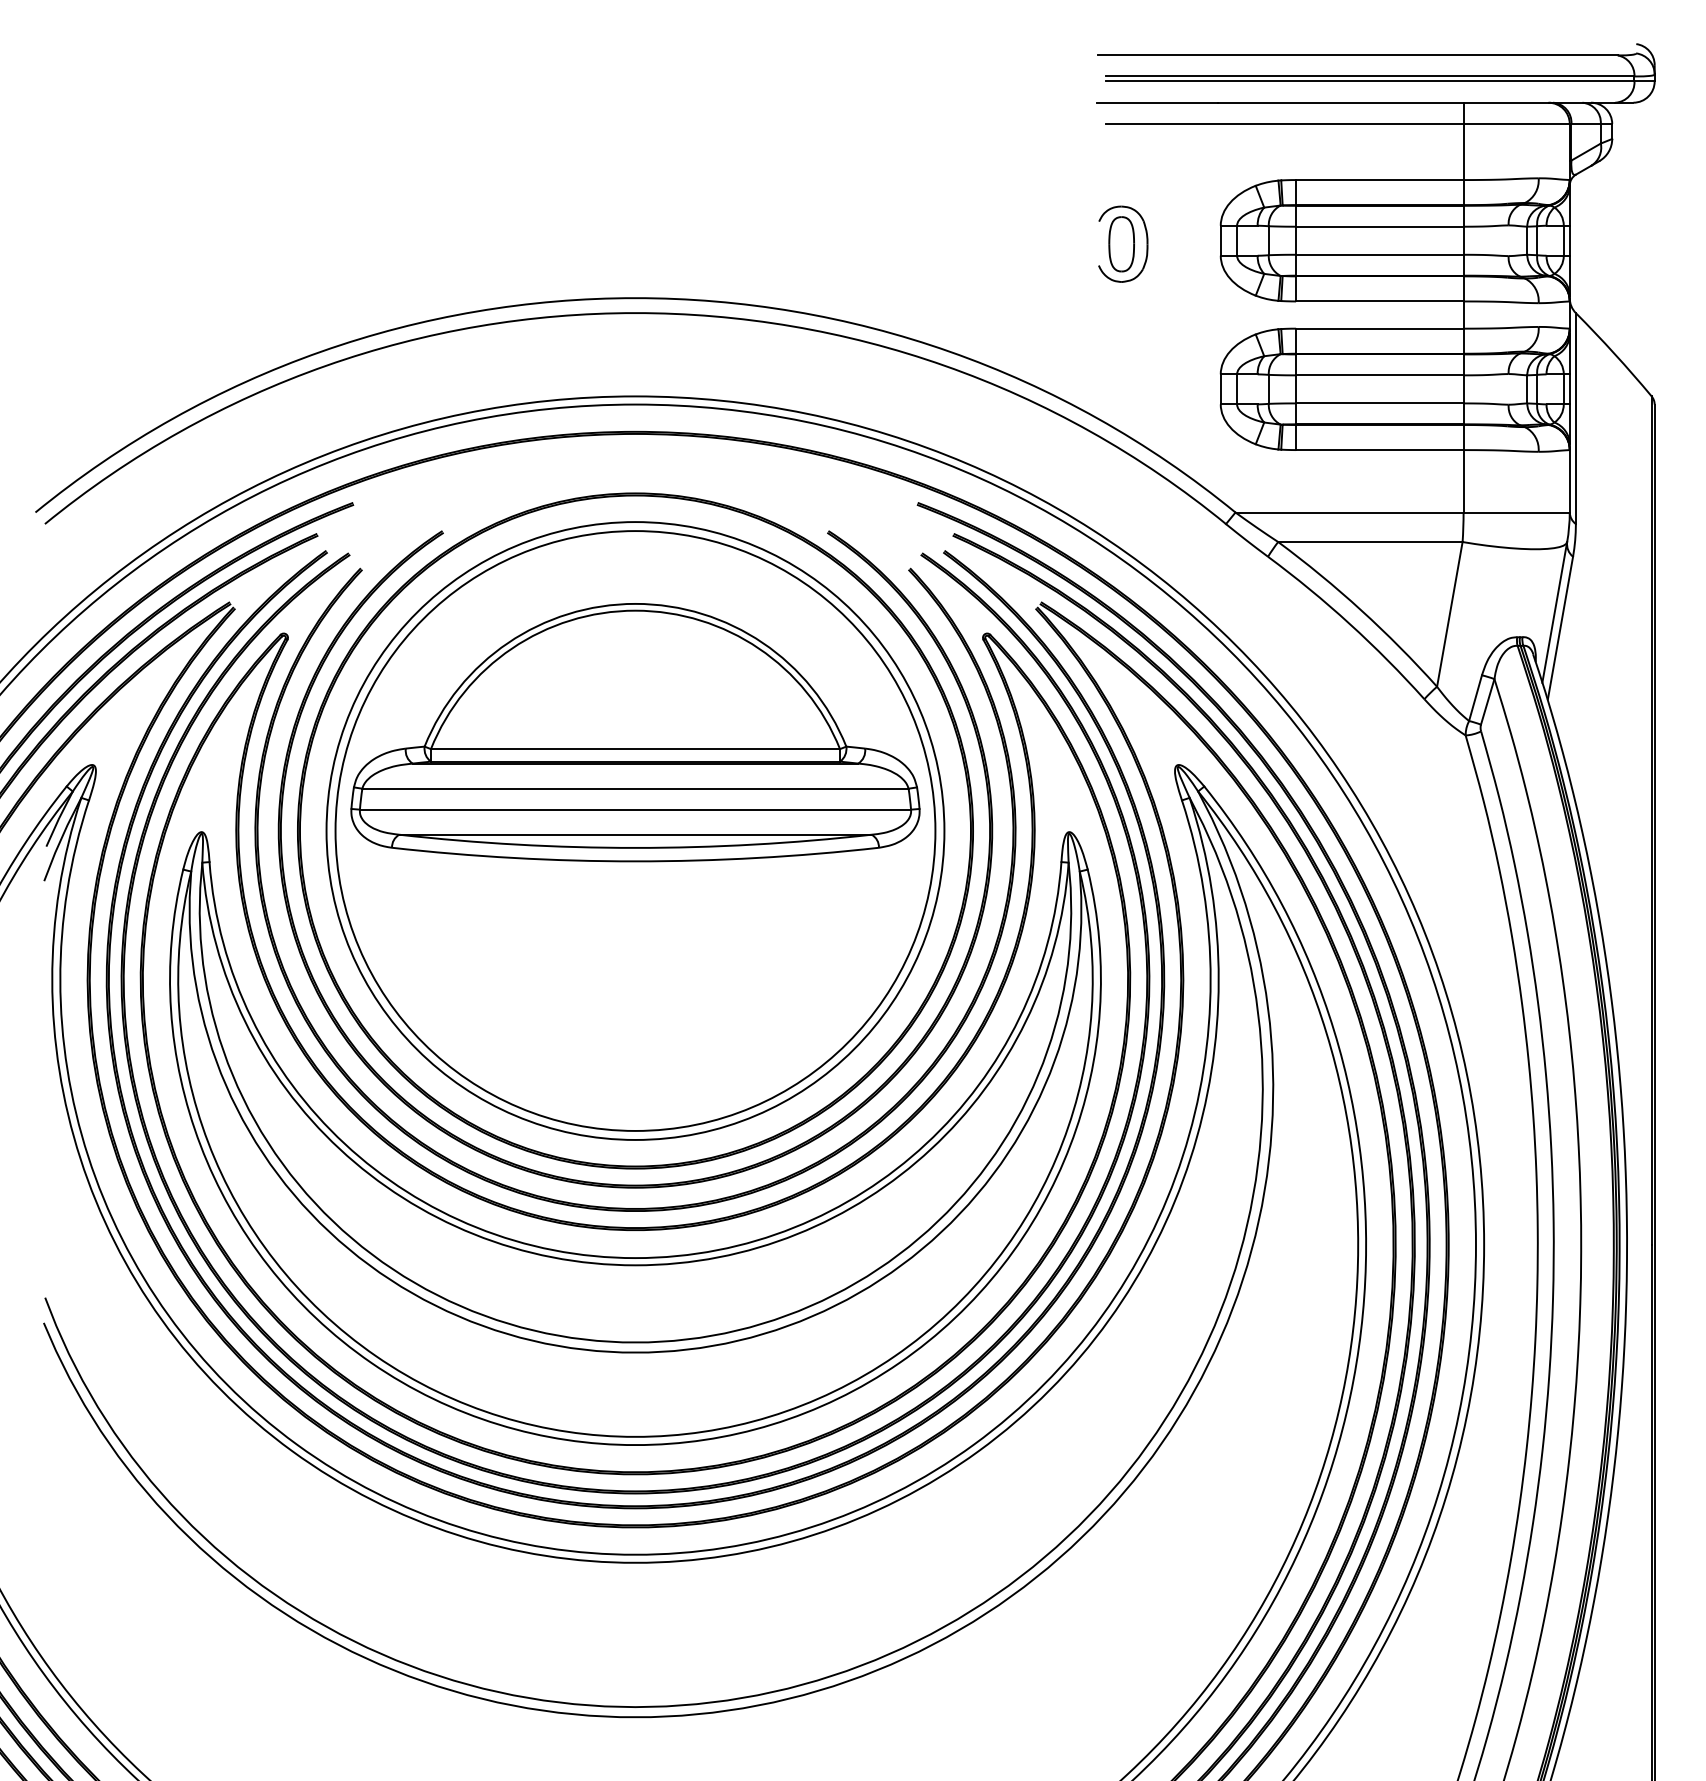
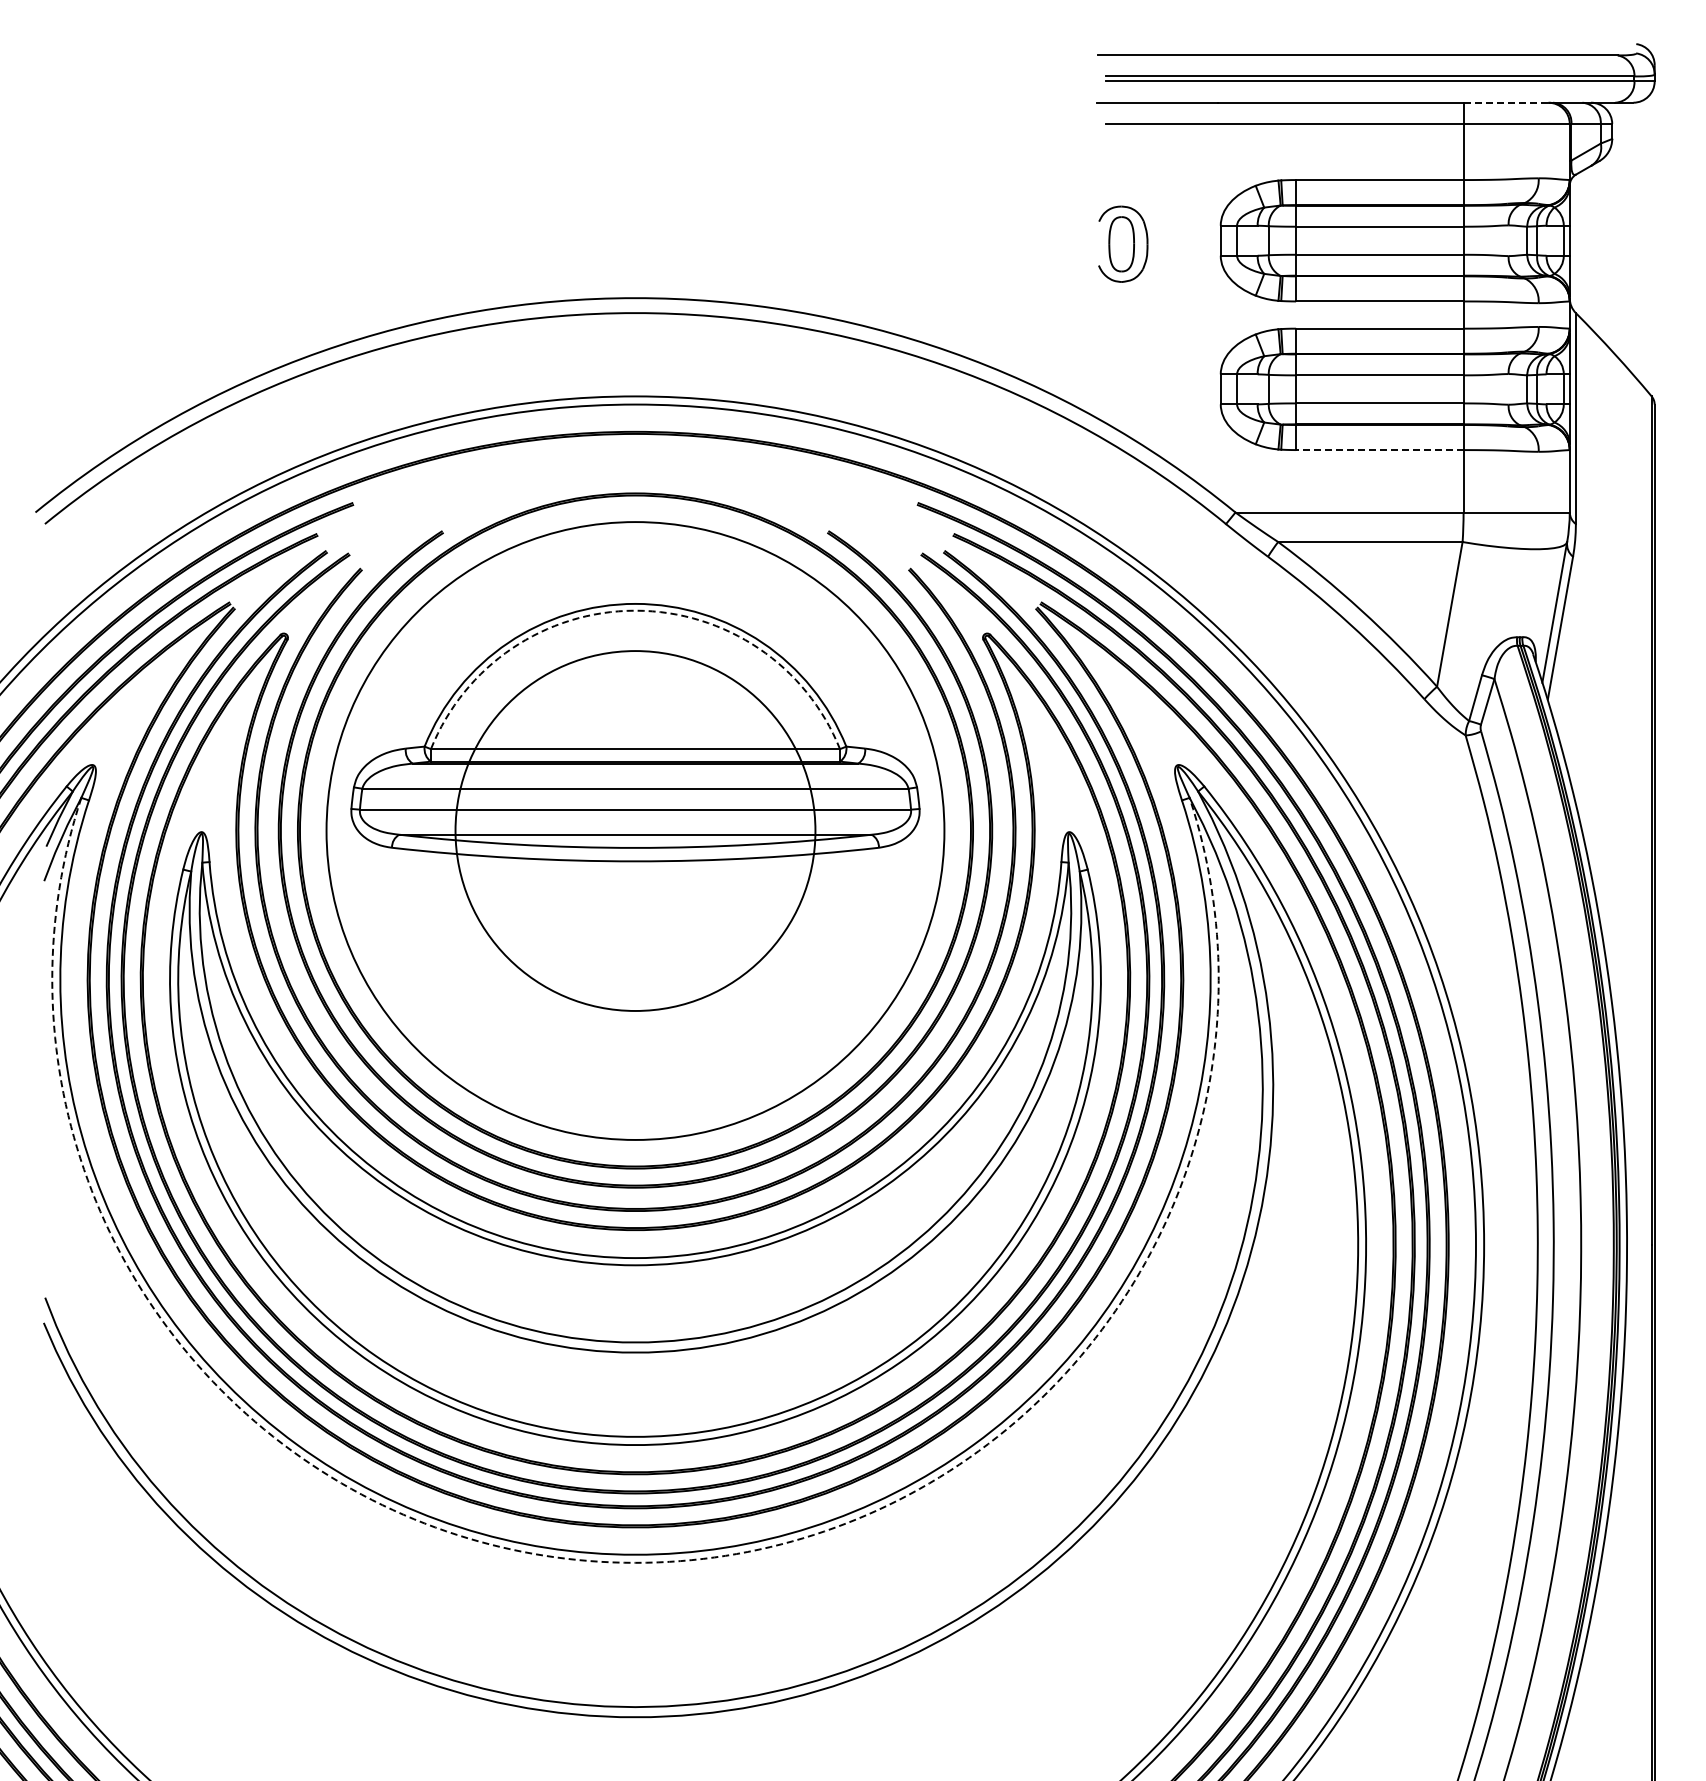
line: solid -> dashed (1506, 102)
line: solid -> dashed (1379, 450)
arc: solid -> dashed (635, 610)
circle diameter: 600 px -> 360 px (635, 830)
arc: solid -> dashed (635, 1562)
